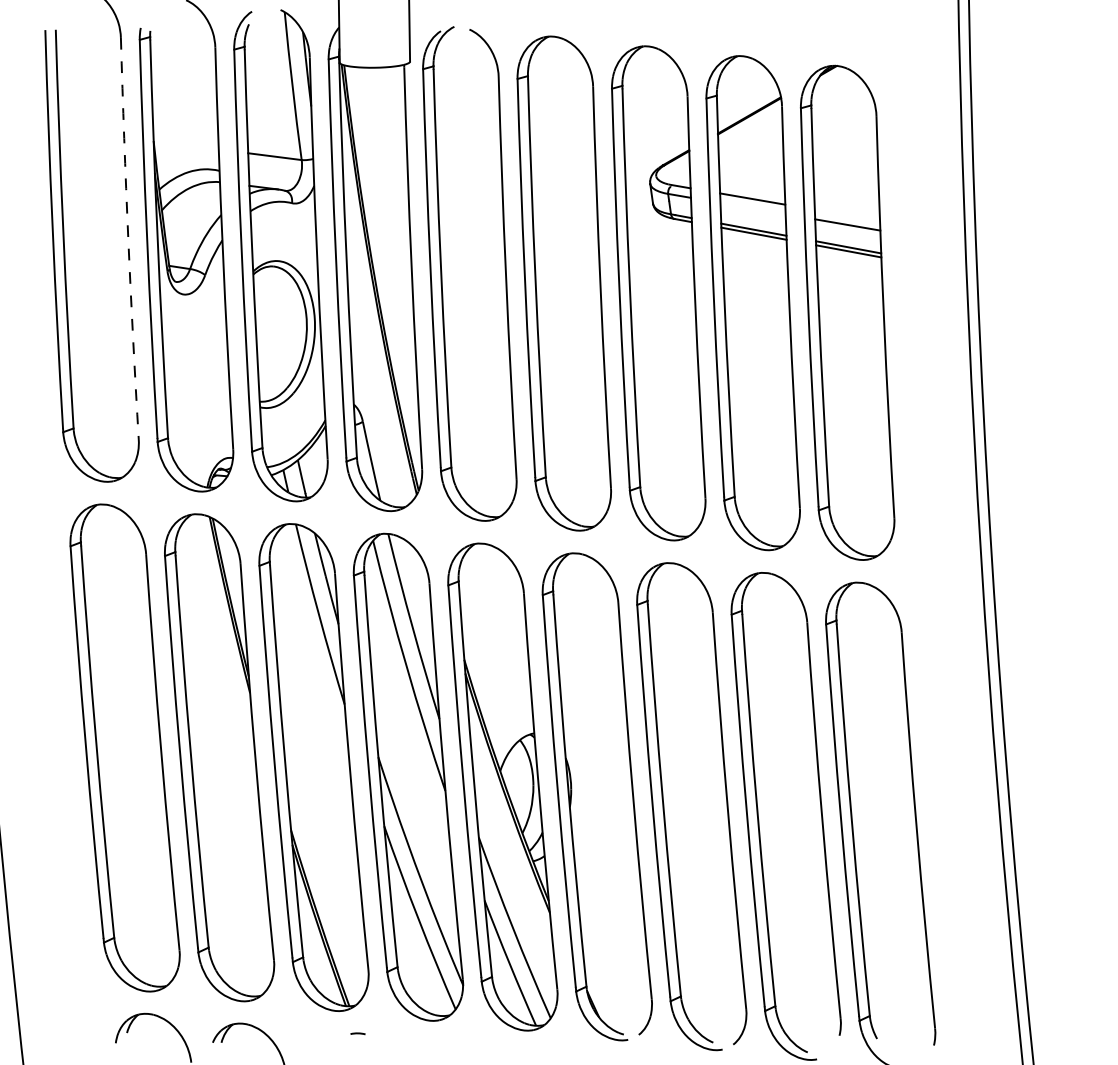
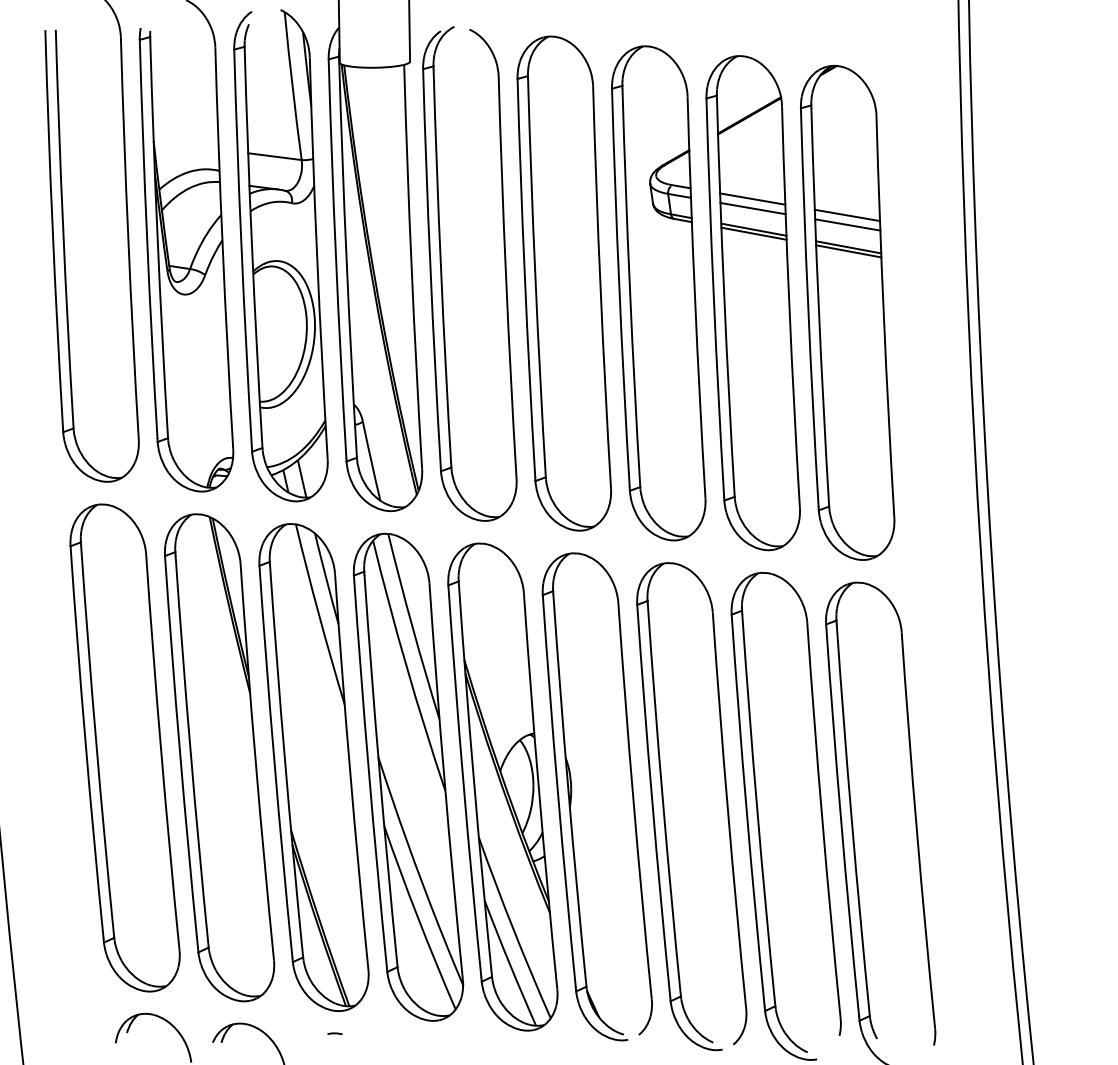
line: none -> present (752, 208)
line: none -> present (846, 215)
arc: dashed -> solid (128, 239)
line position: (357, 1033) -> (334, 1033) (334, 1033)
